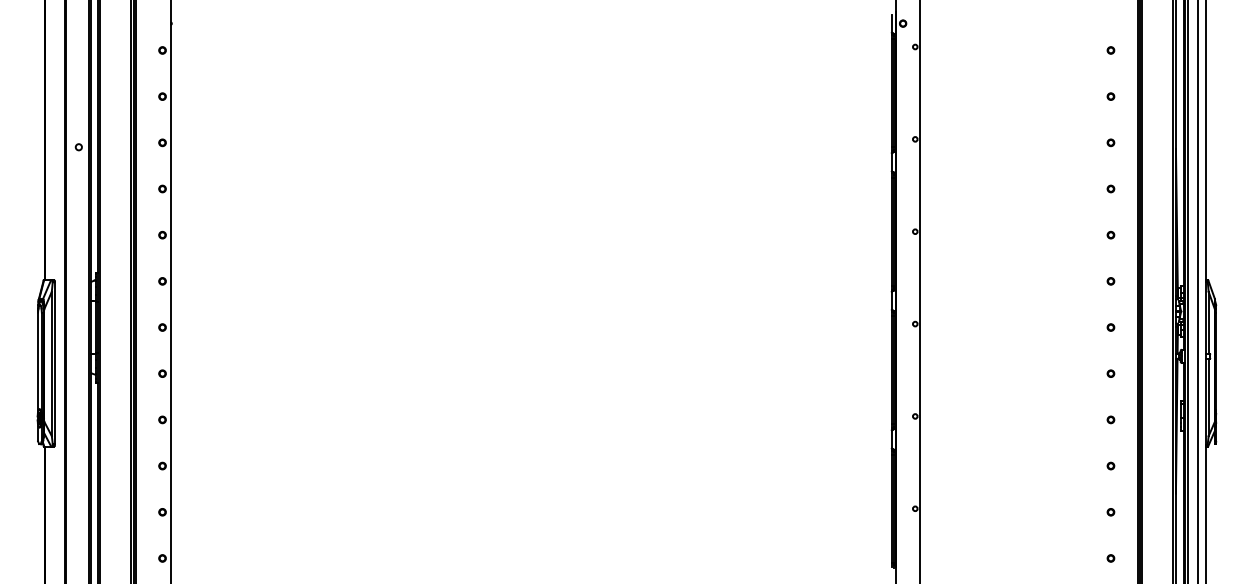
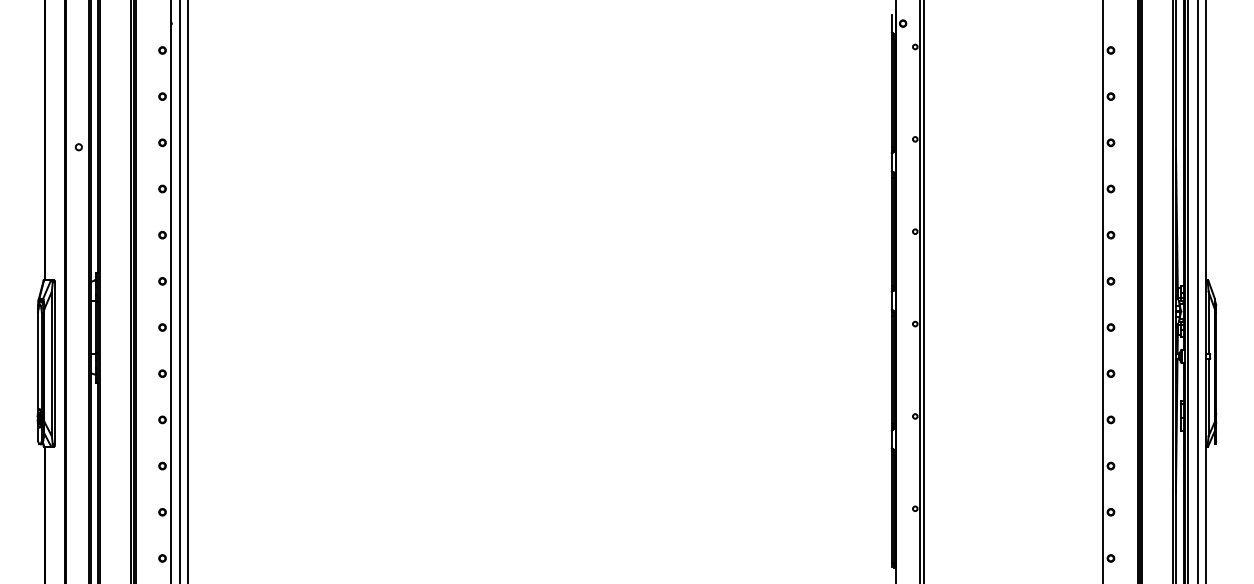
line: none -> present (179, 291)
line: none -> present (188, 291)
line: none -> present (924, 291)
line: none -> present (1102, 291)
